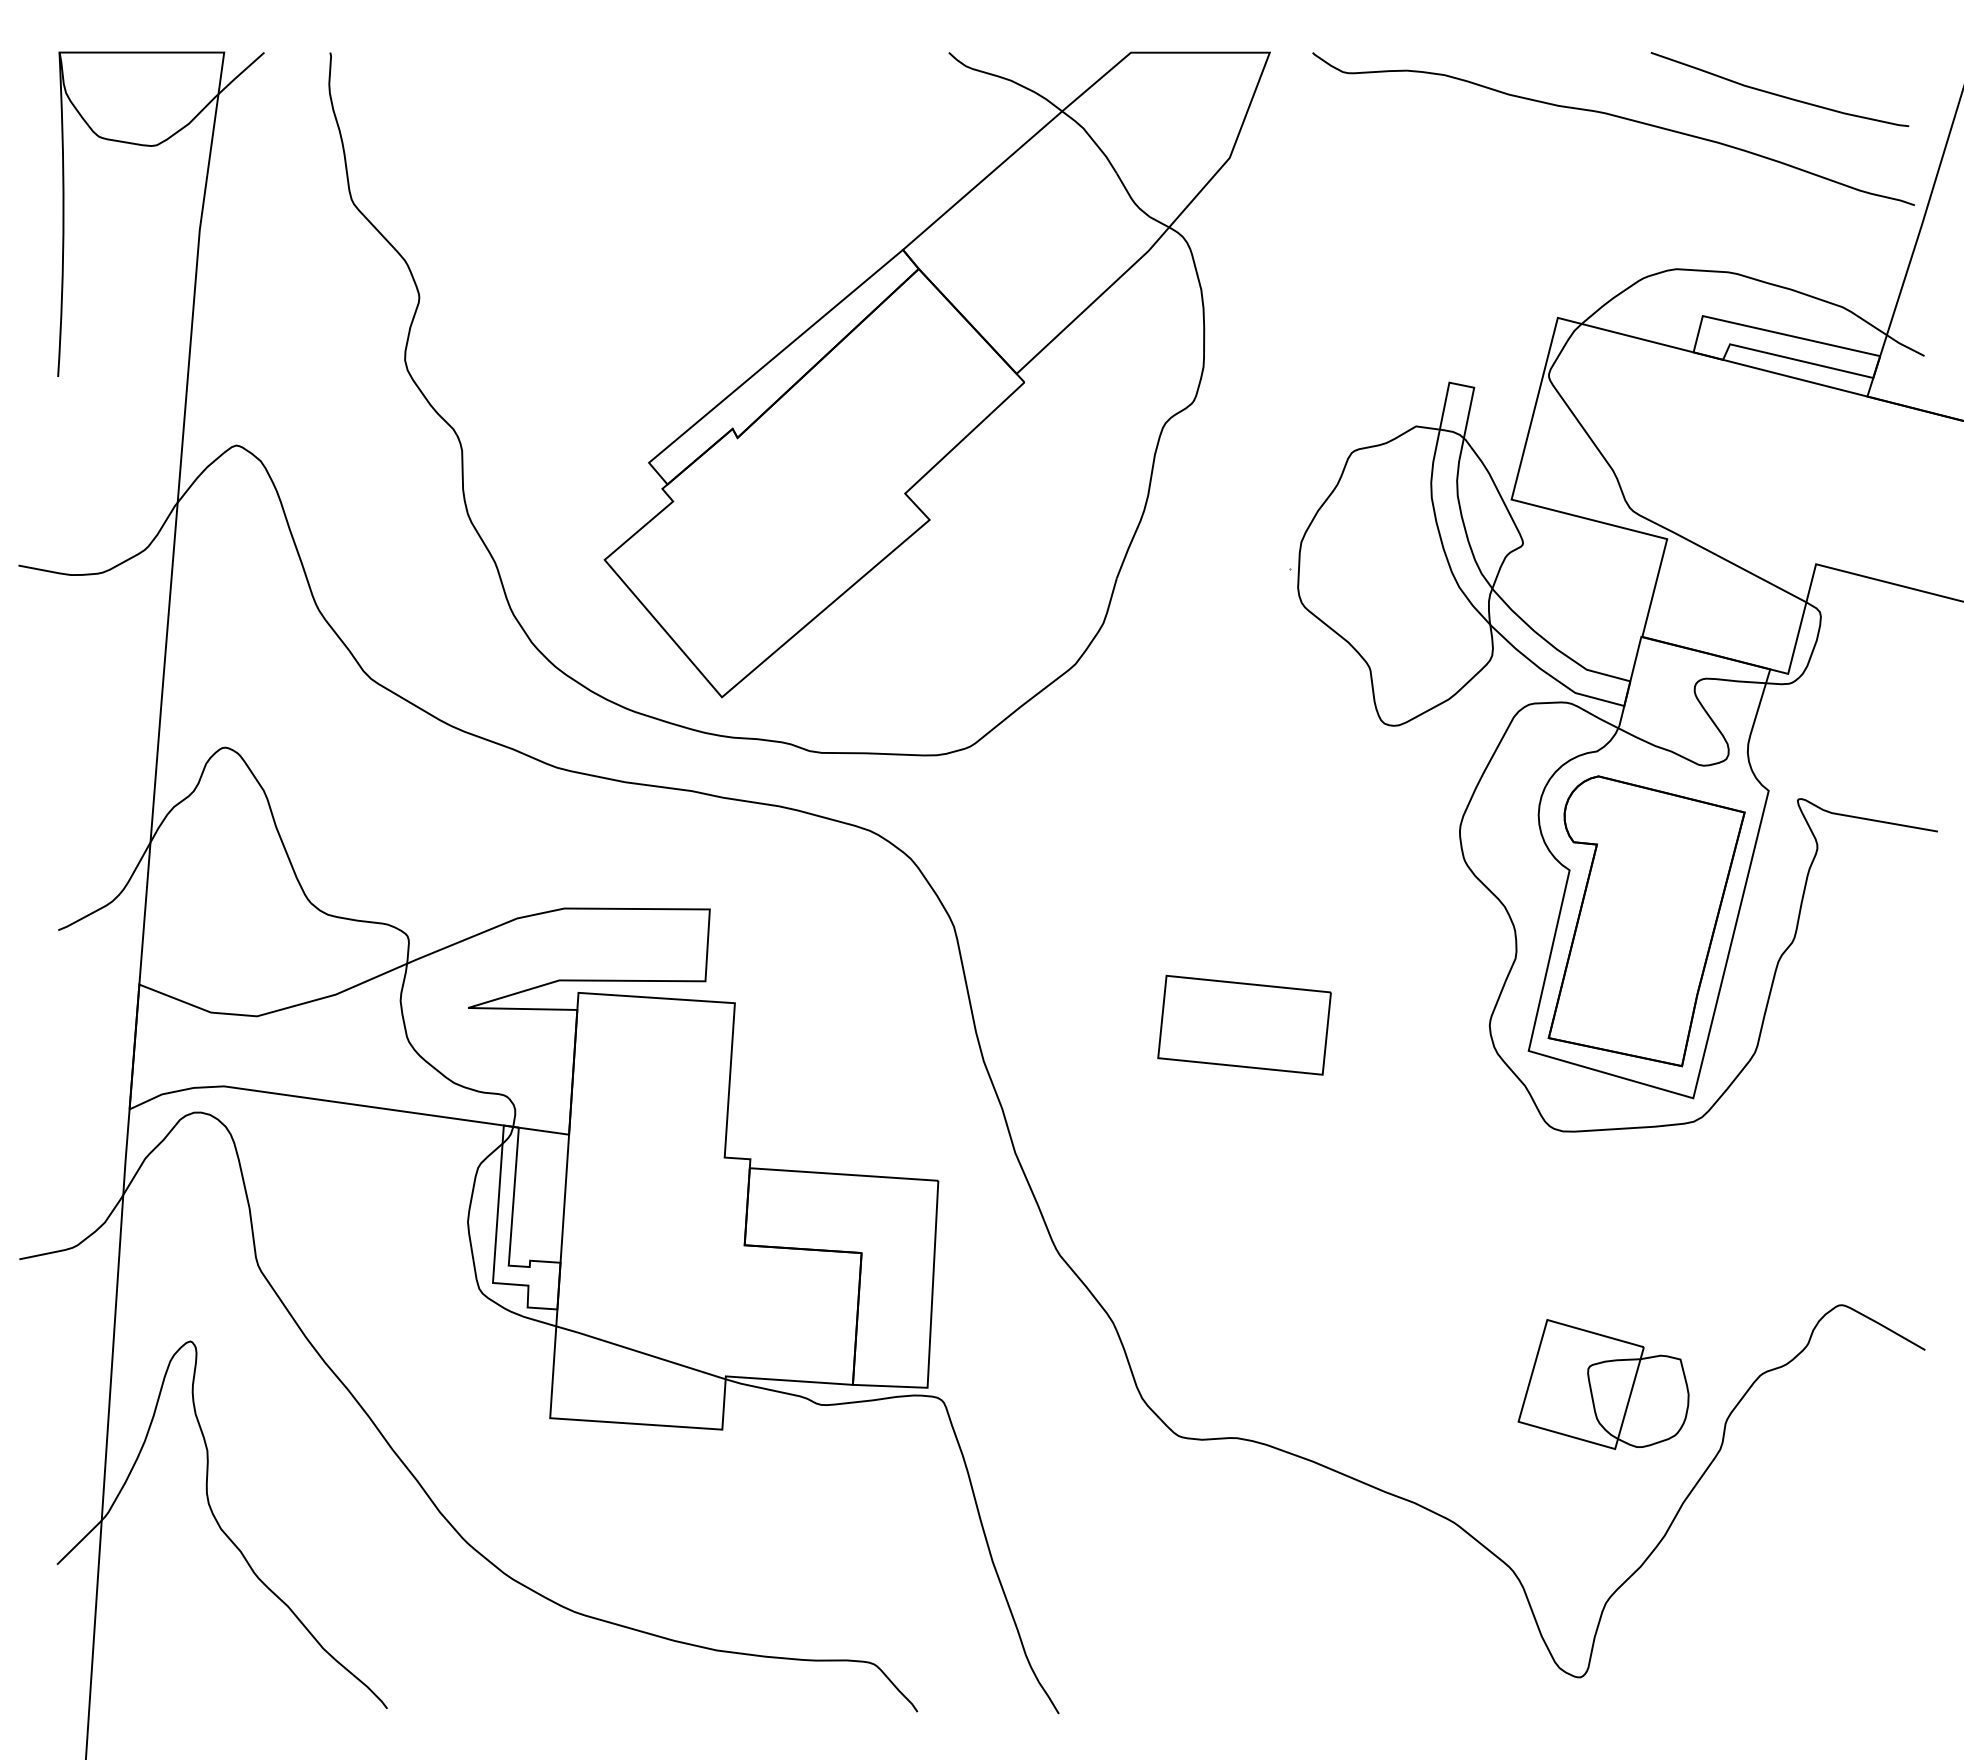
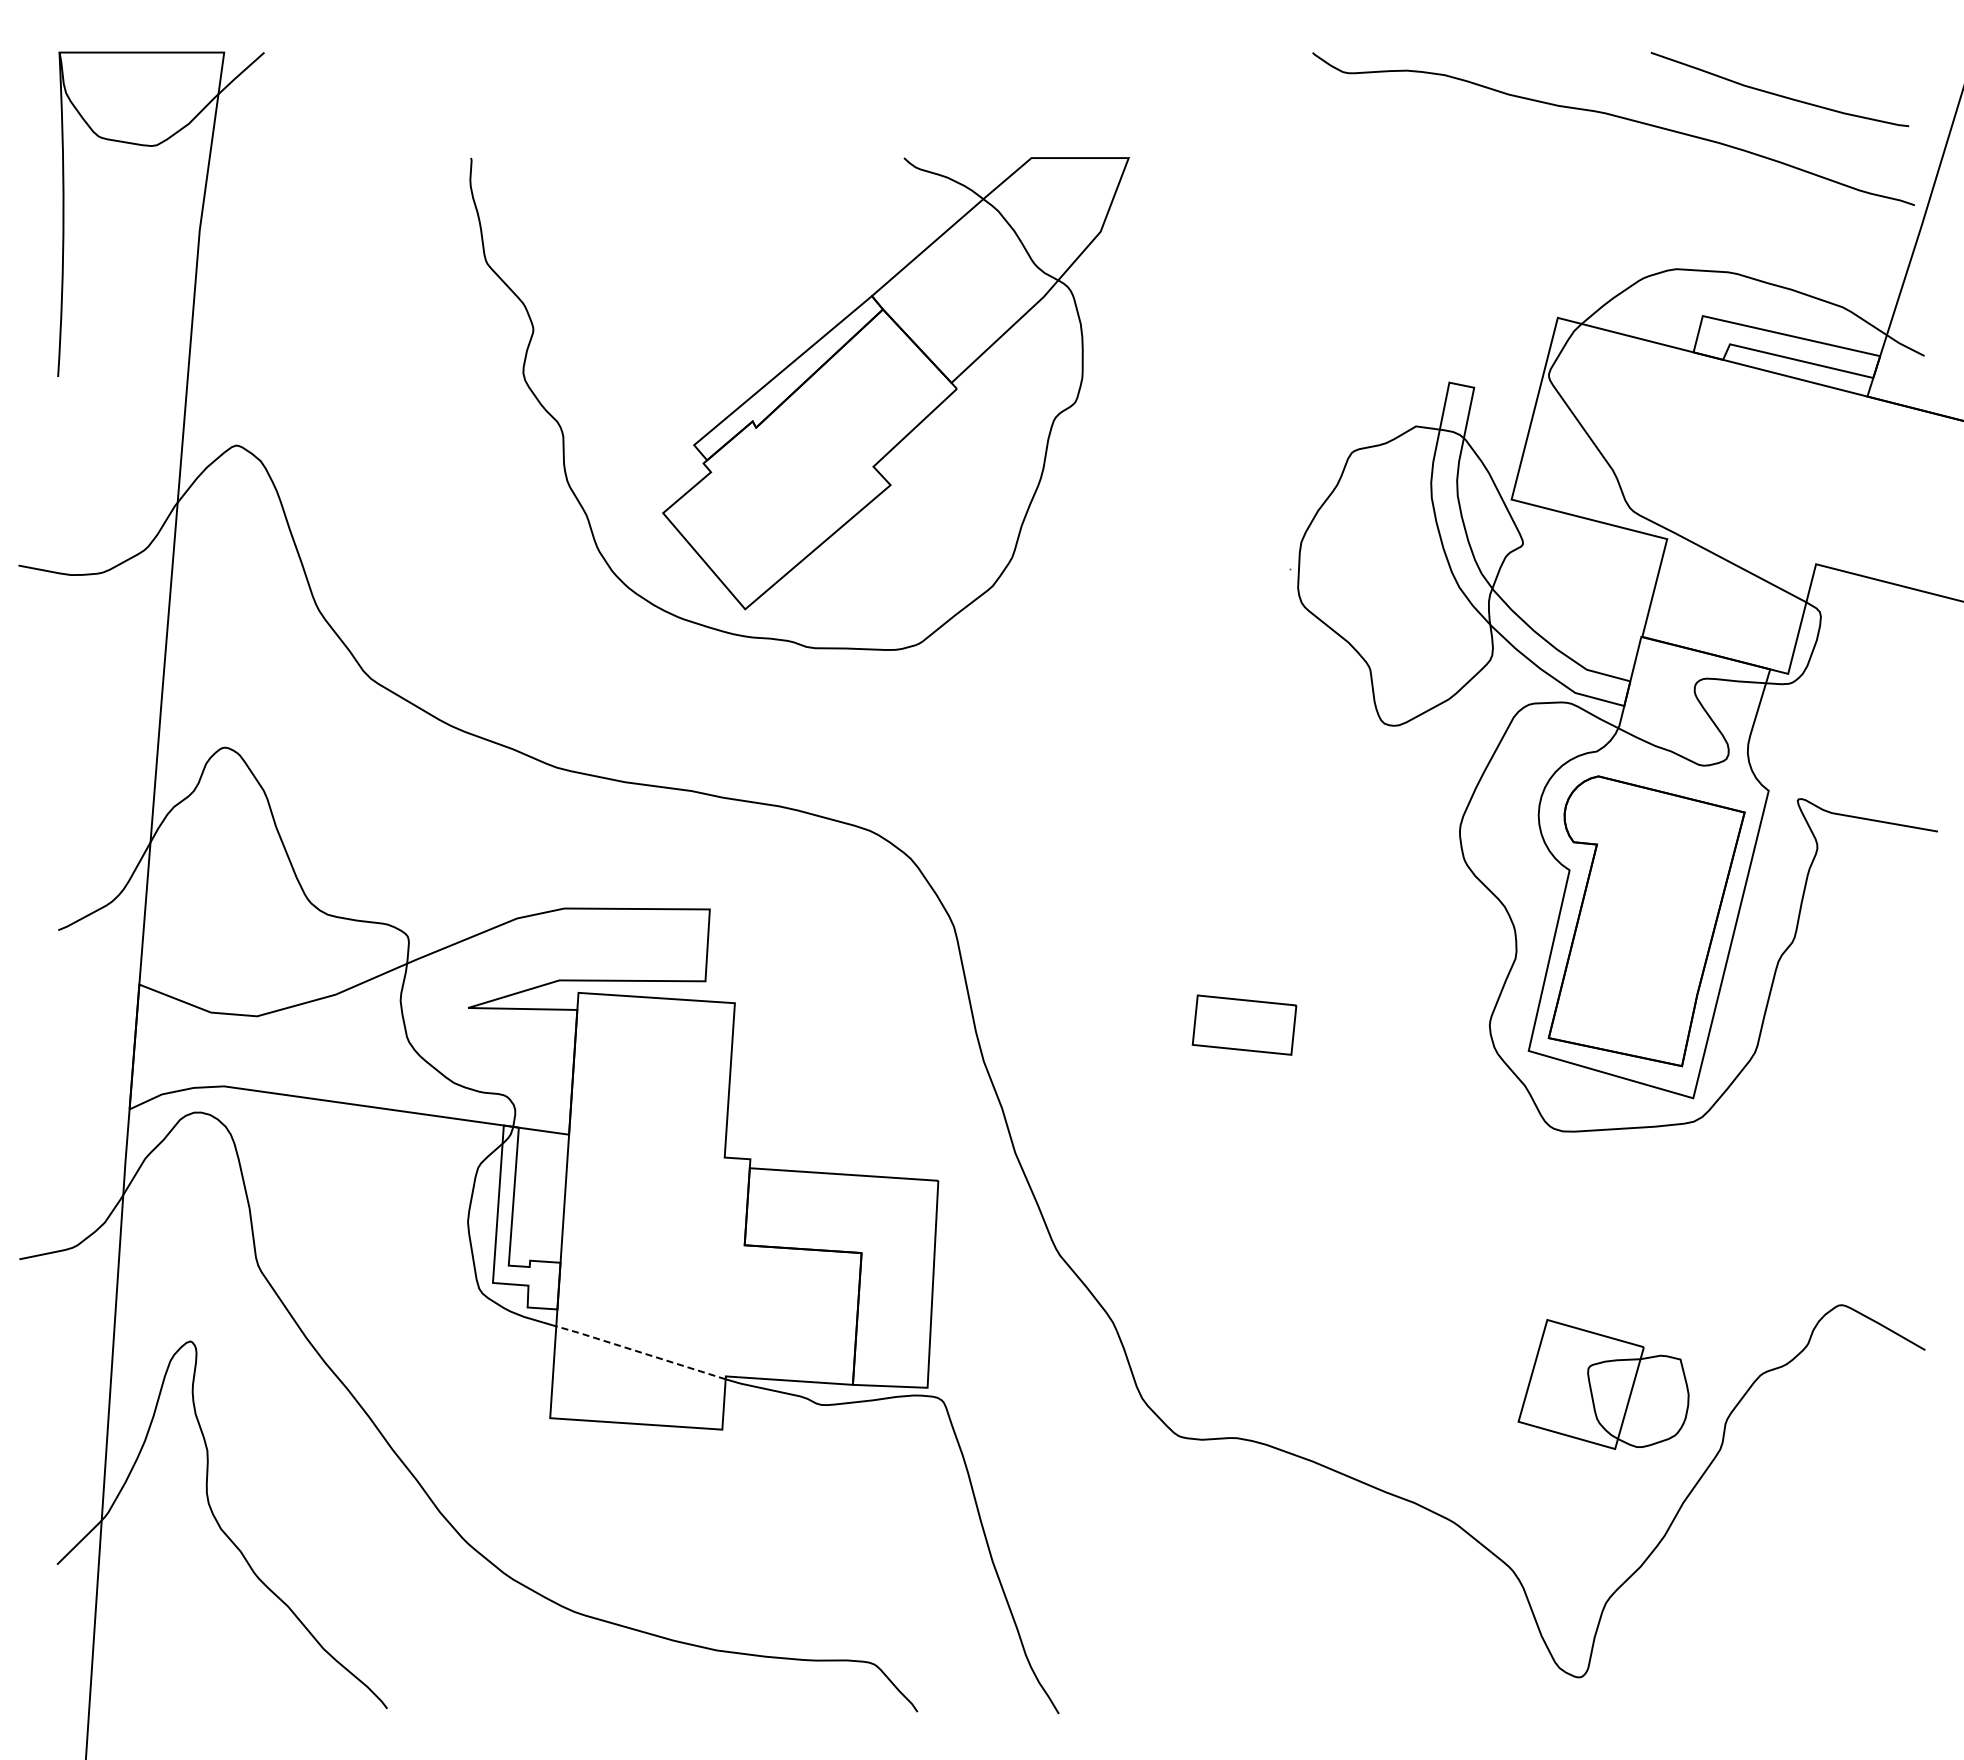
part size: 943x706 px -> 661x494 px (799, 403)
part size: 175x102 px -> 107x62 px (1244, 1024)
line: solid -> dashed (640, 1352)
